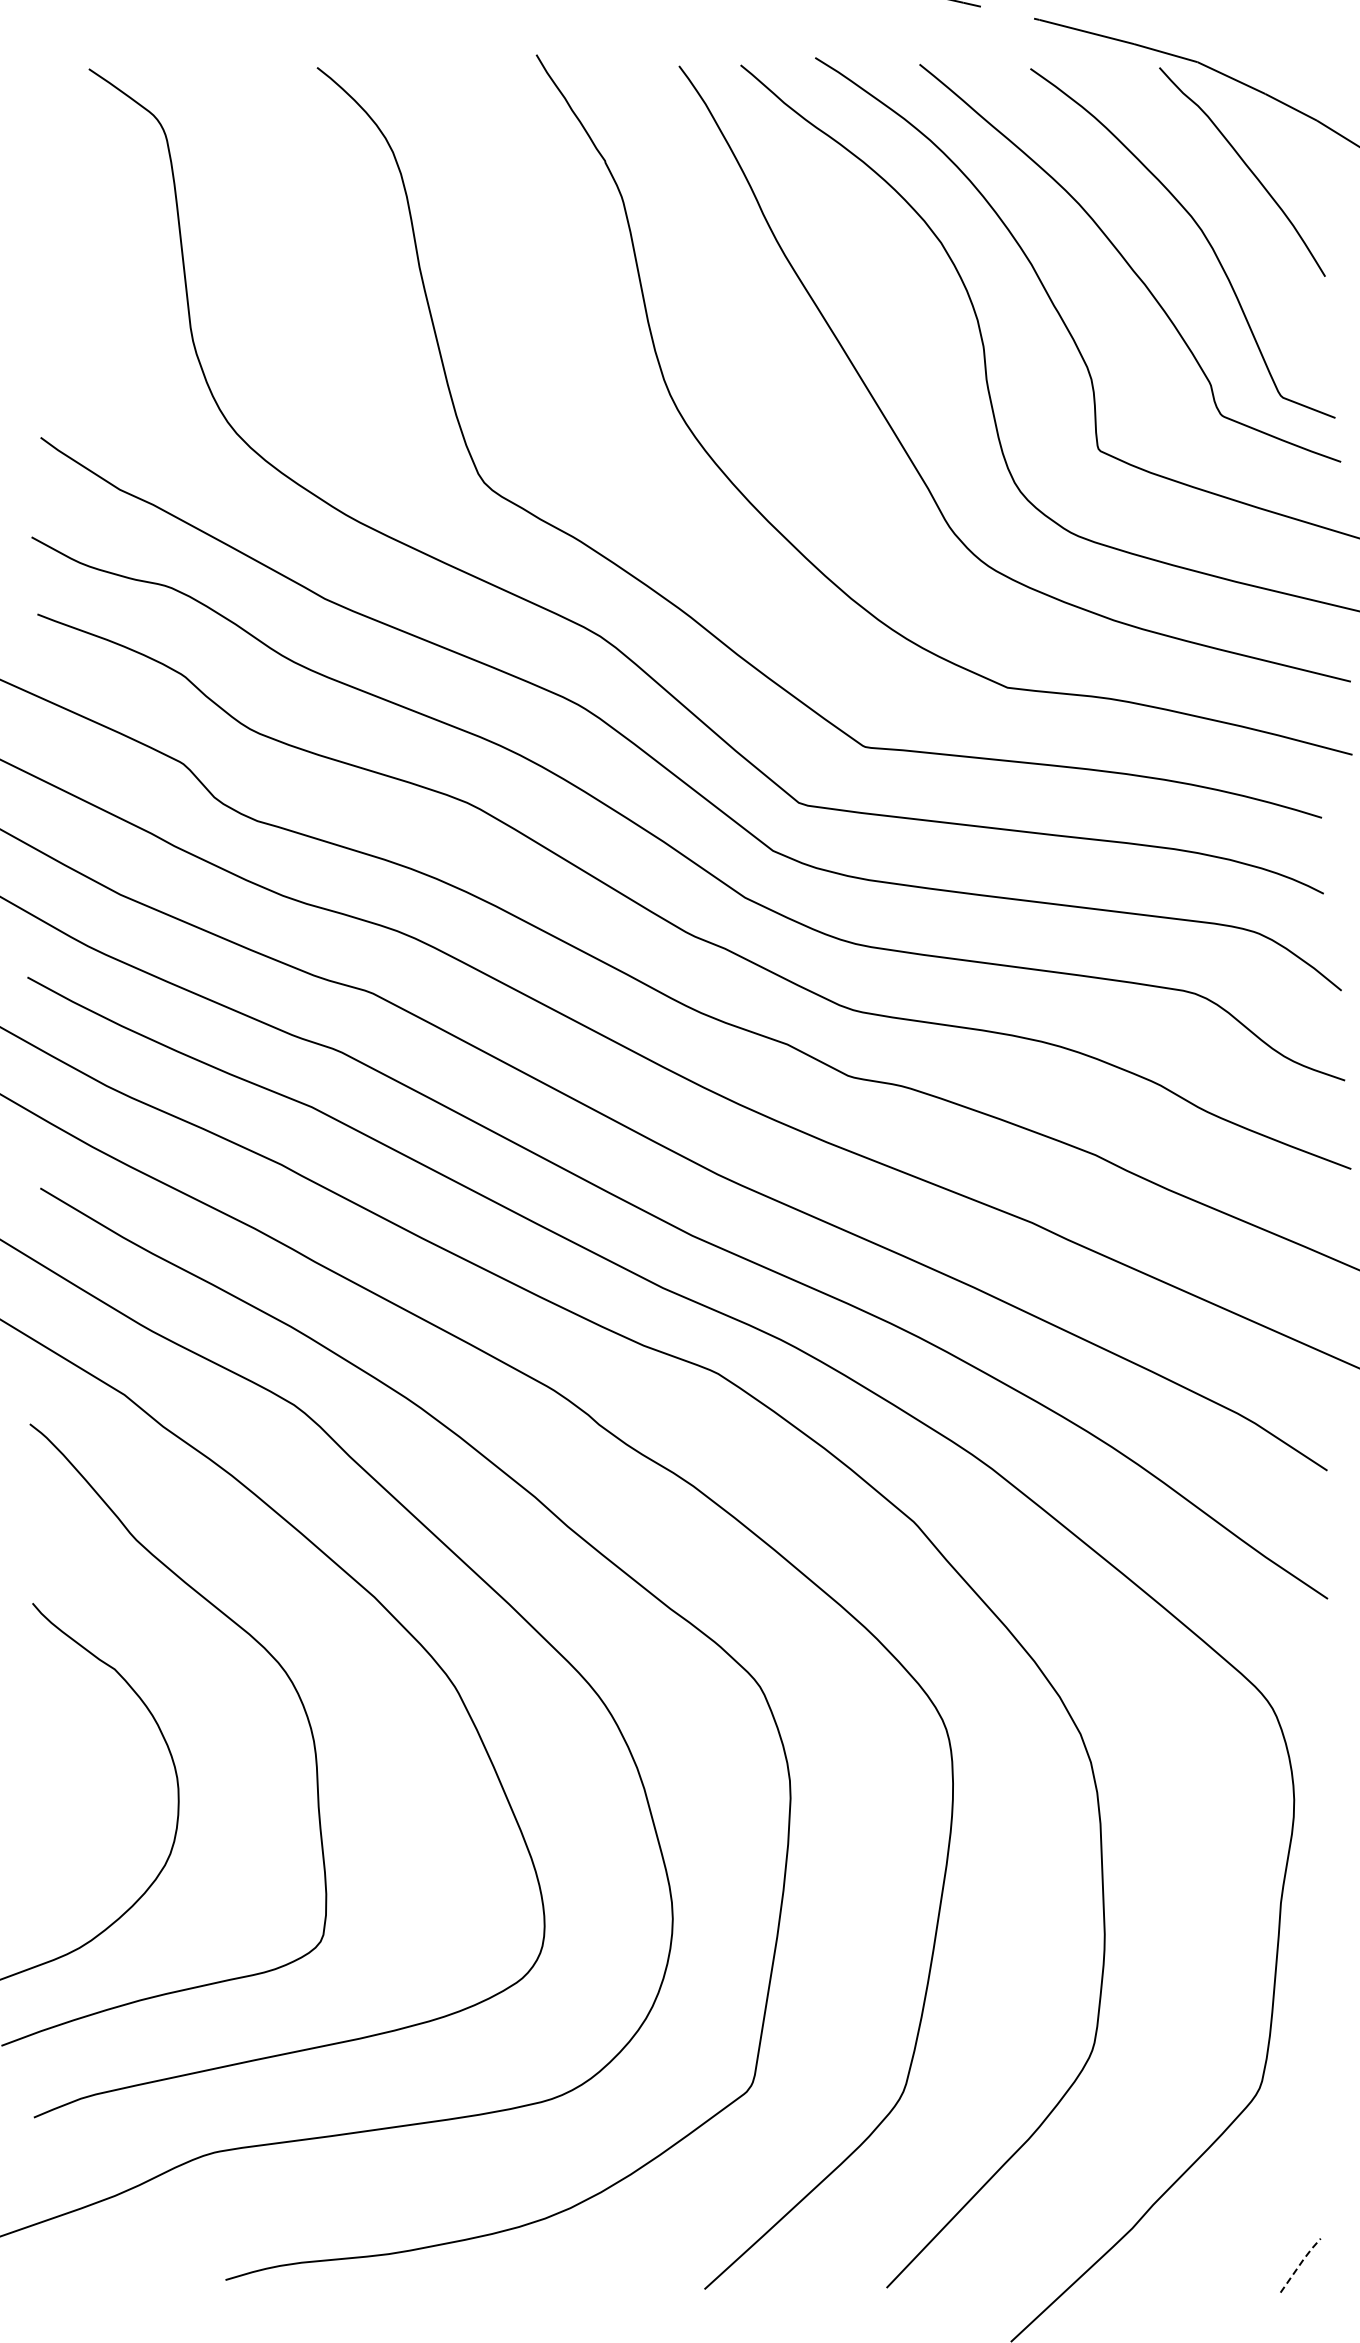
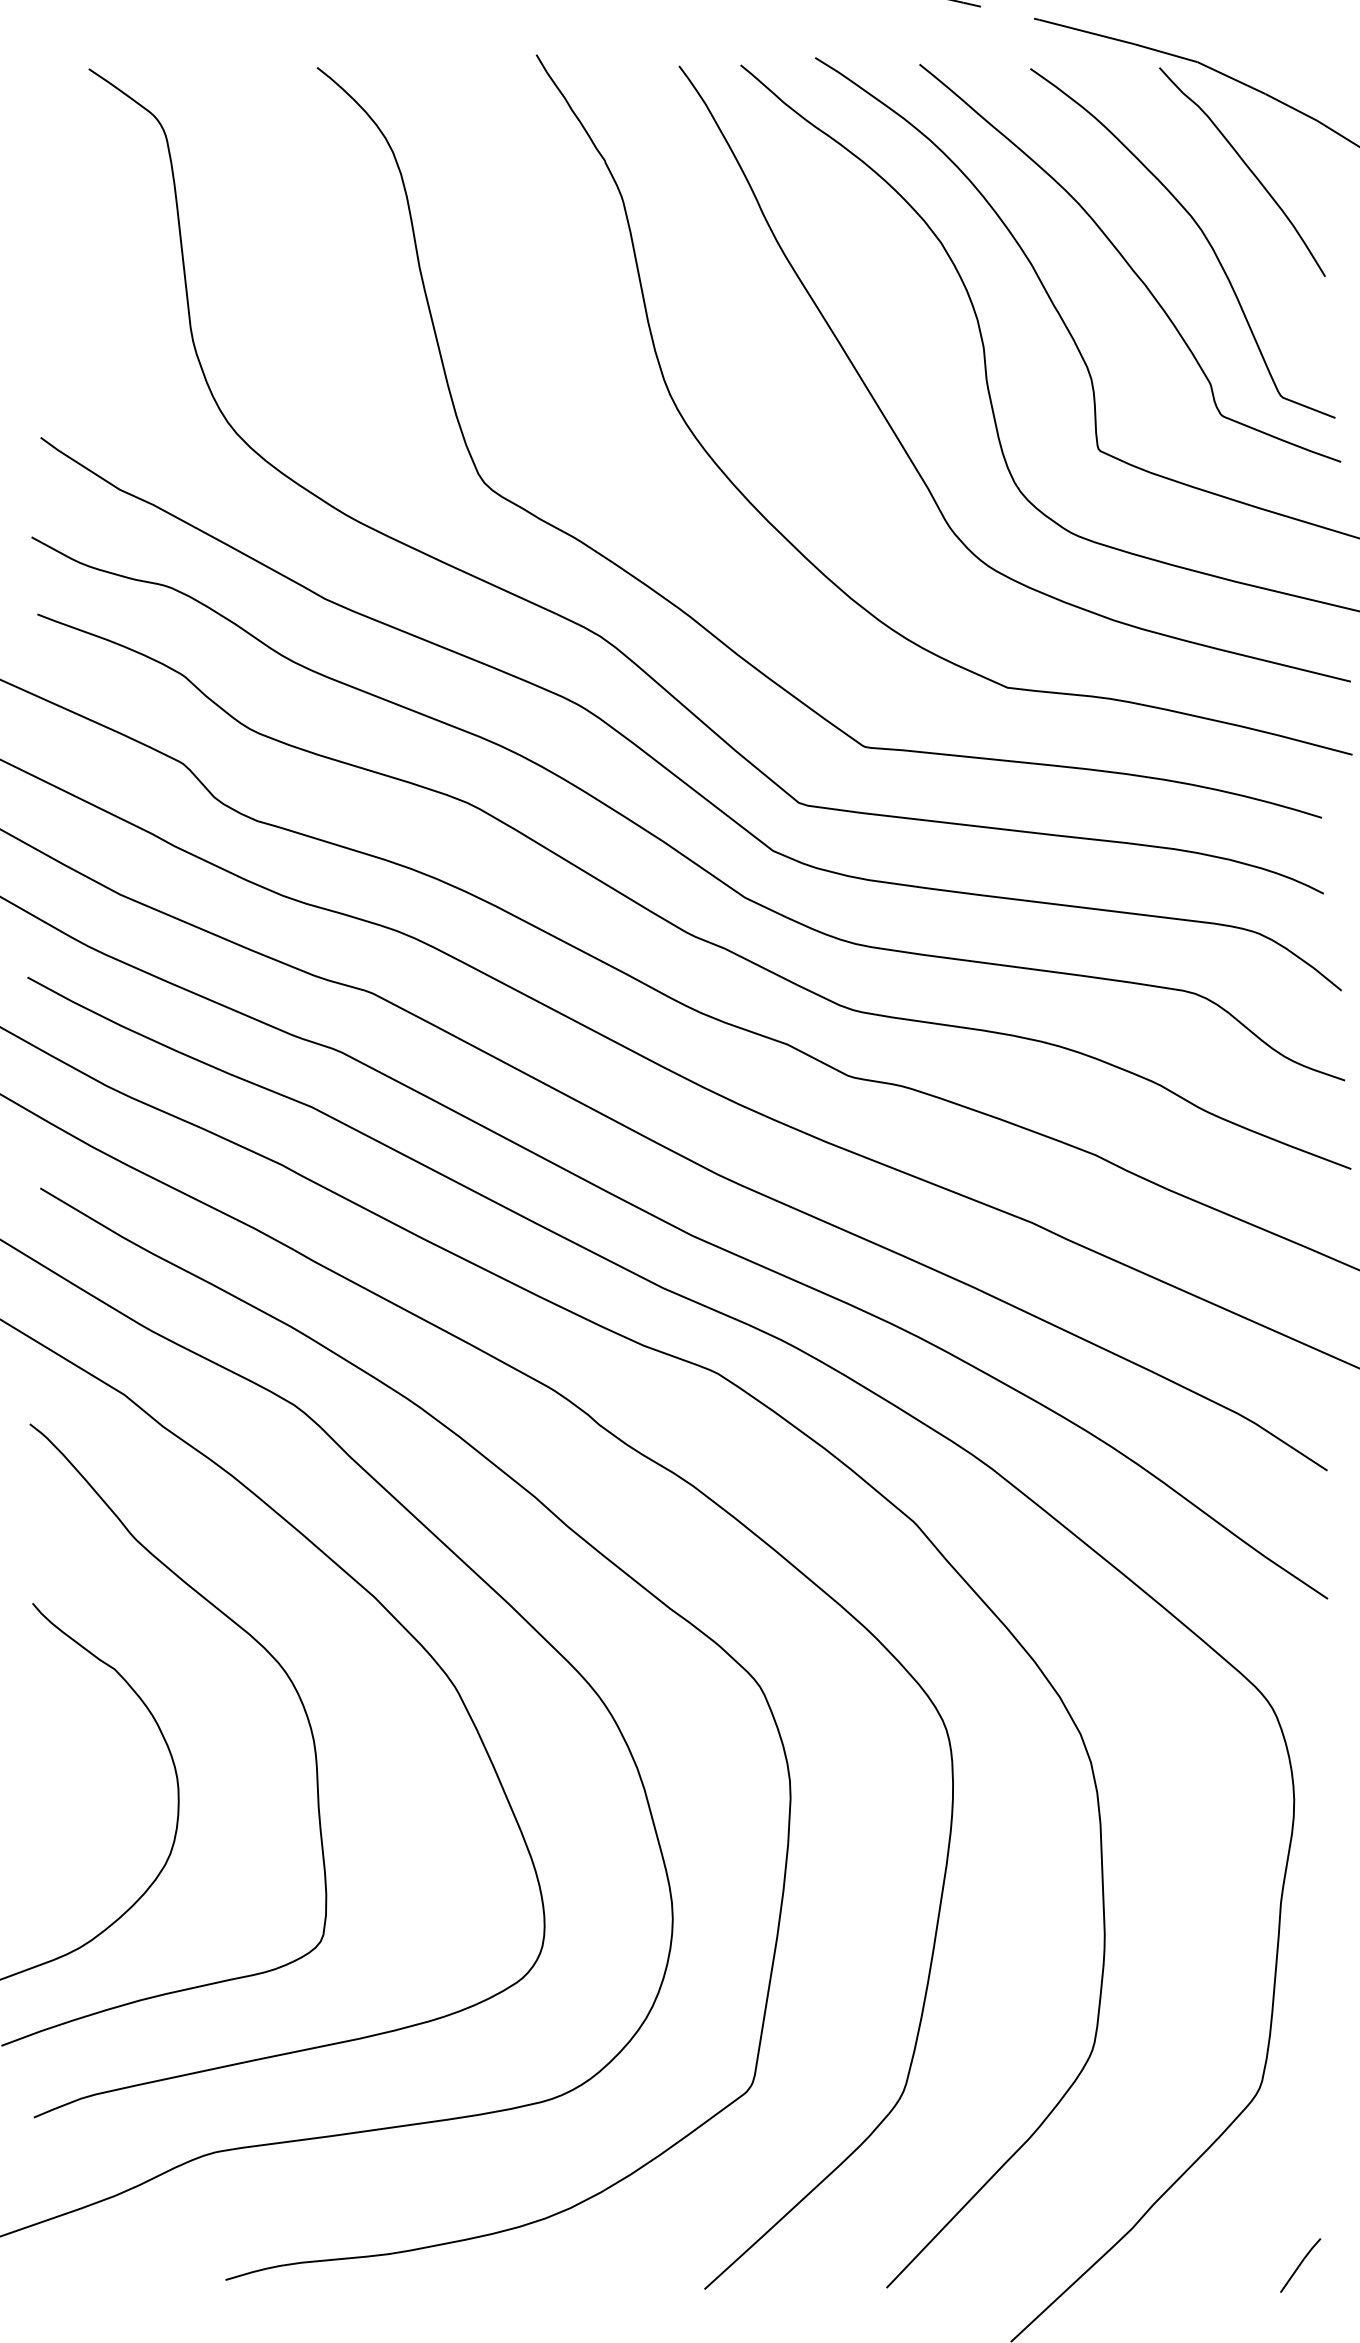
line: dashed -> solid (1300, 2263)
